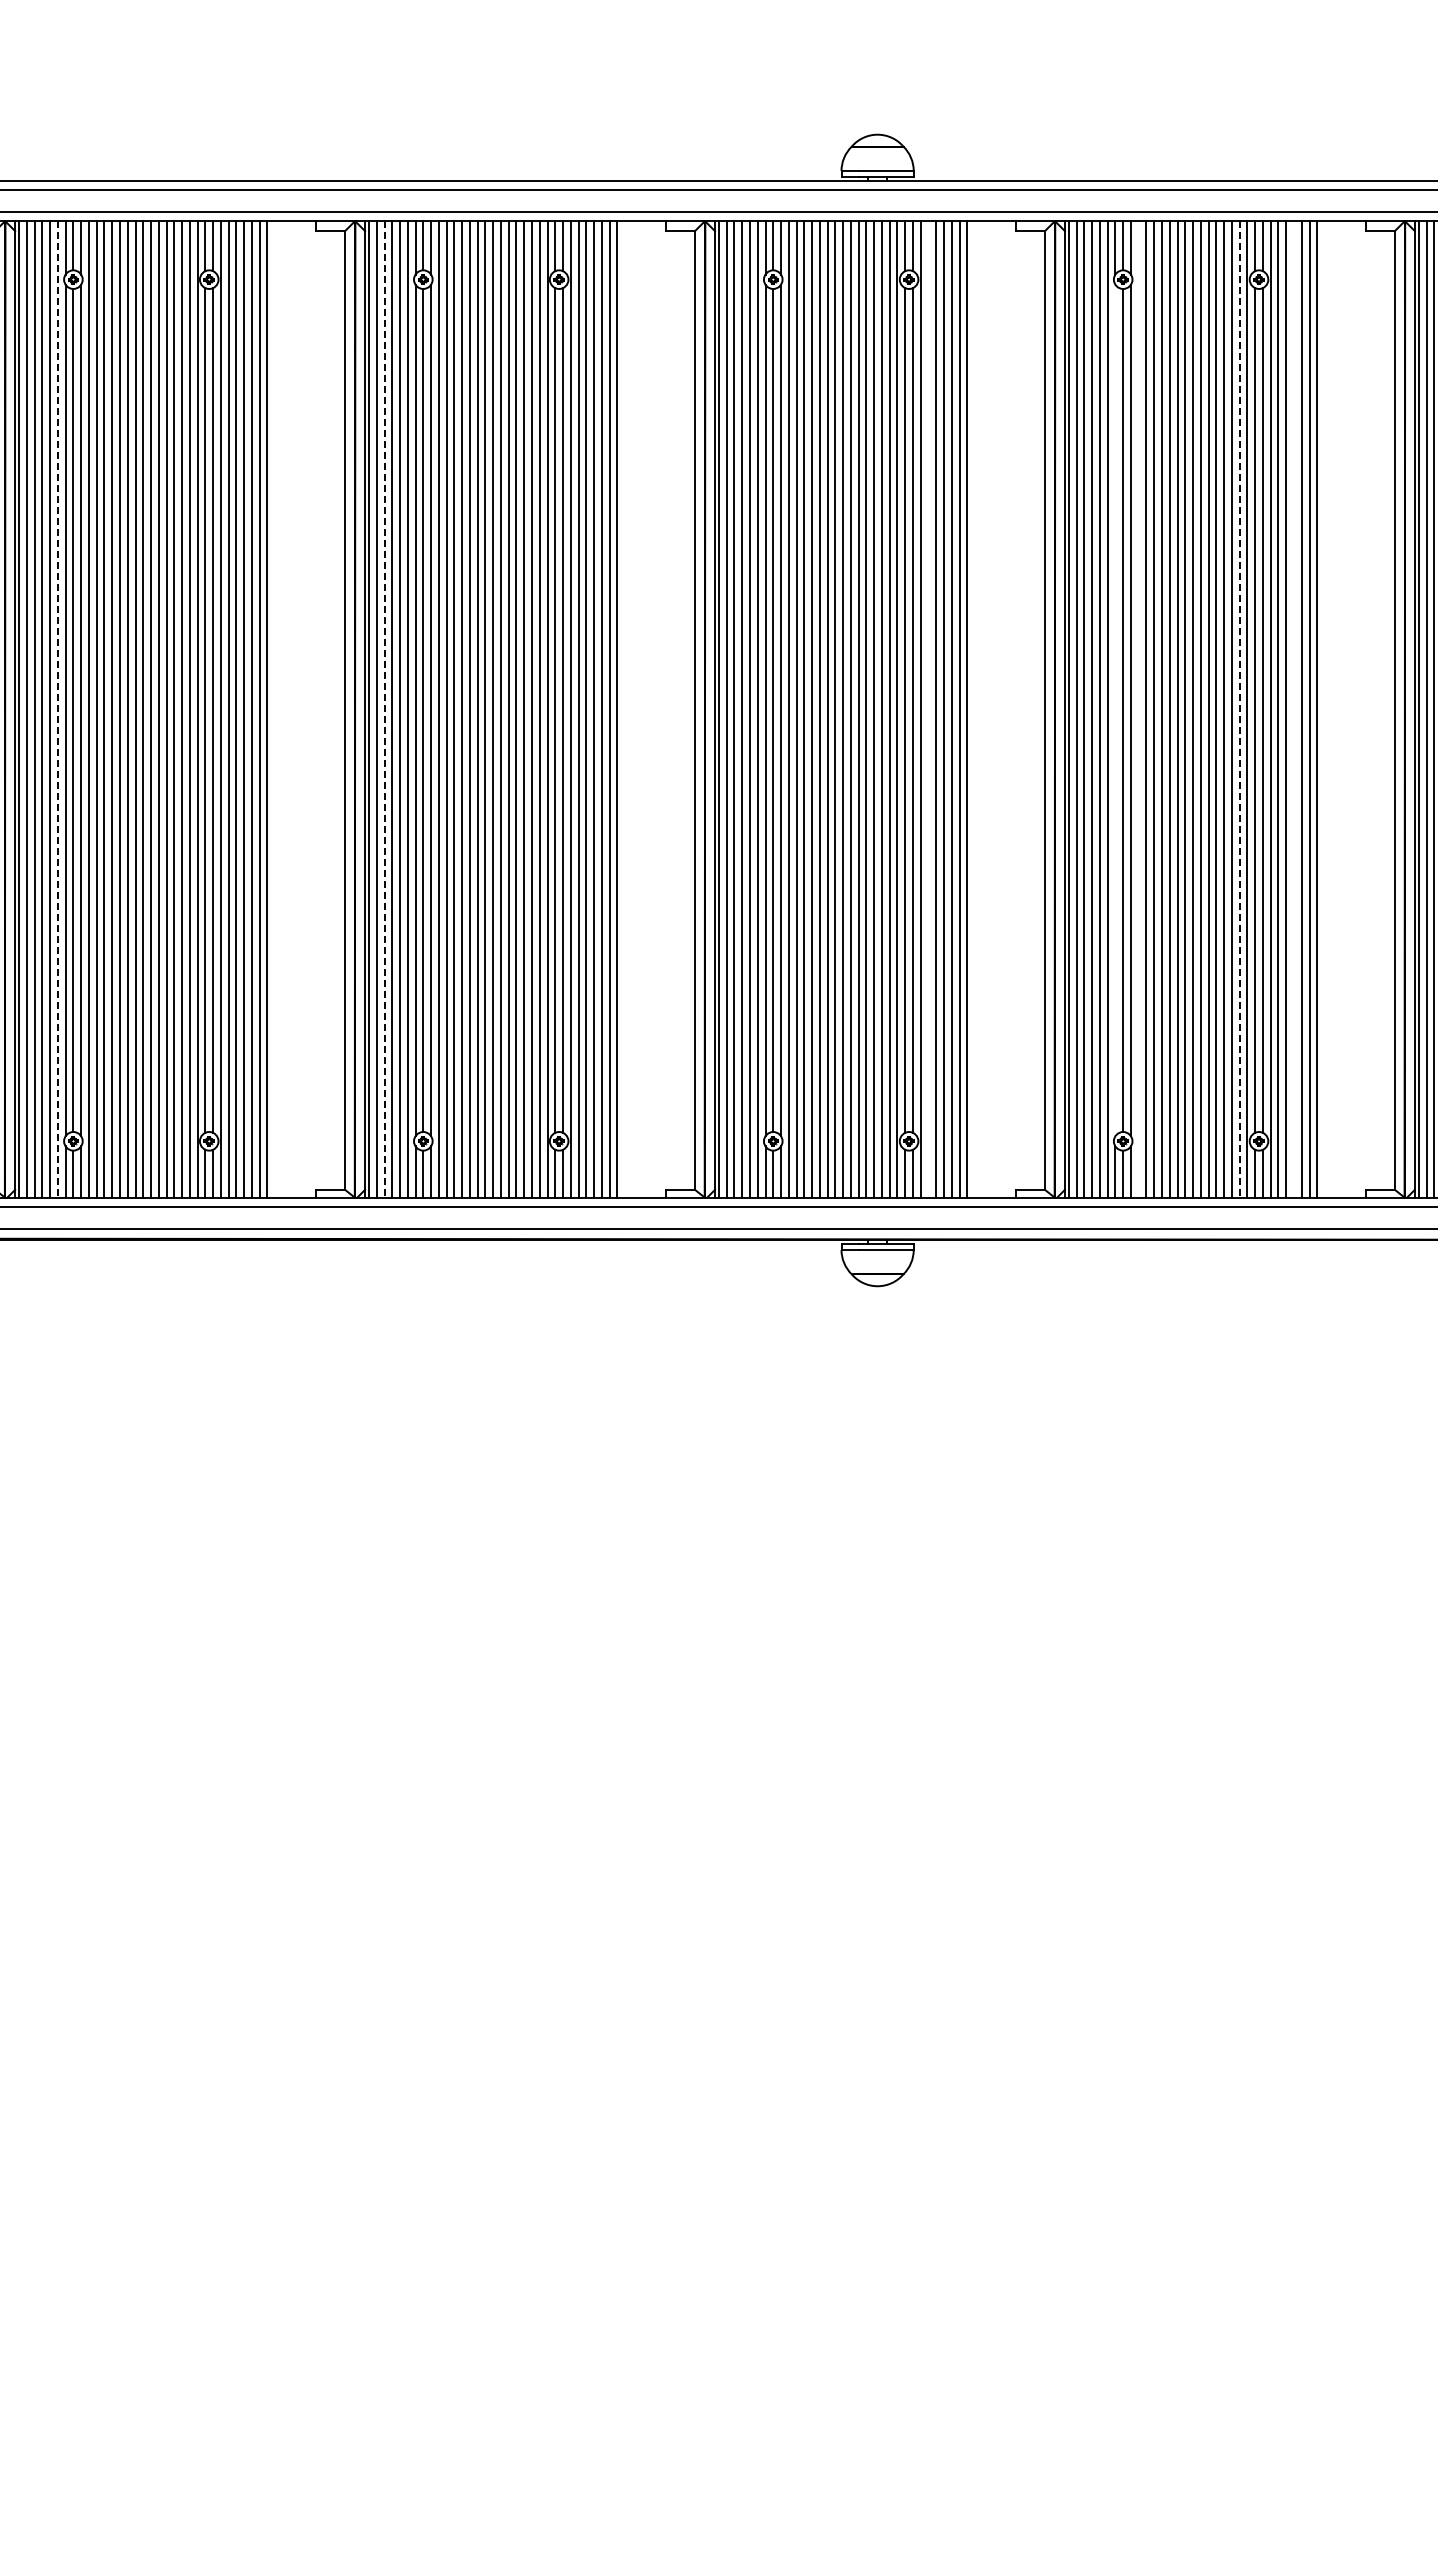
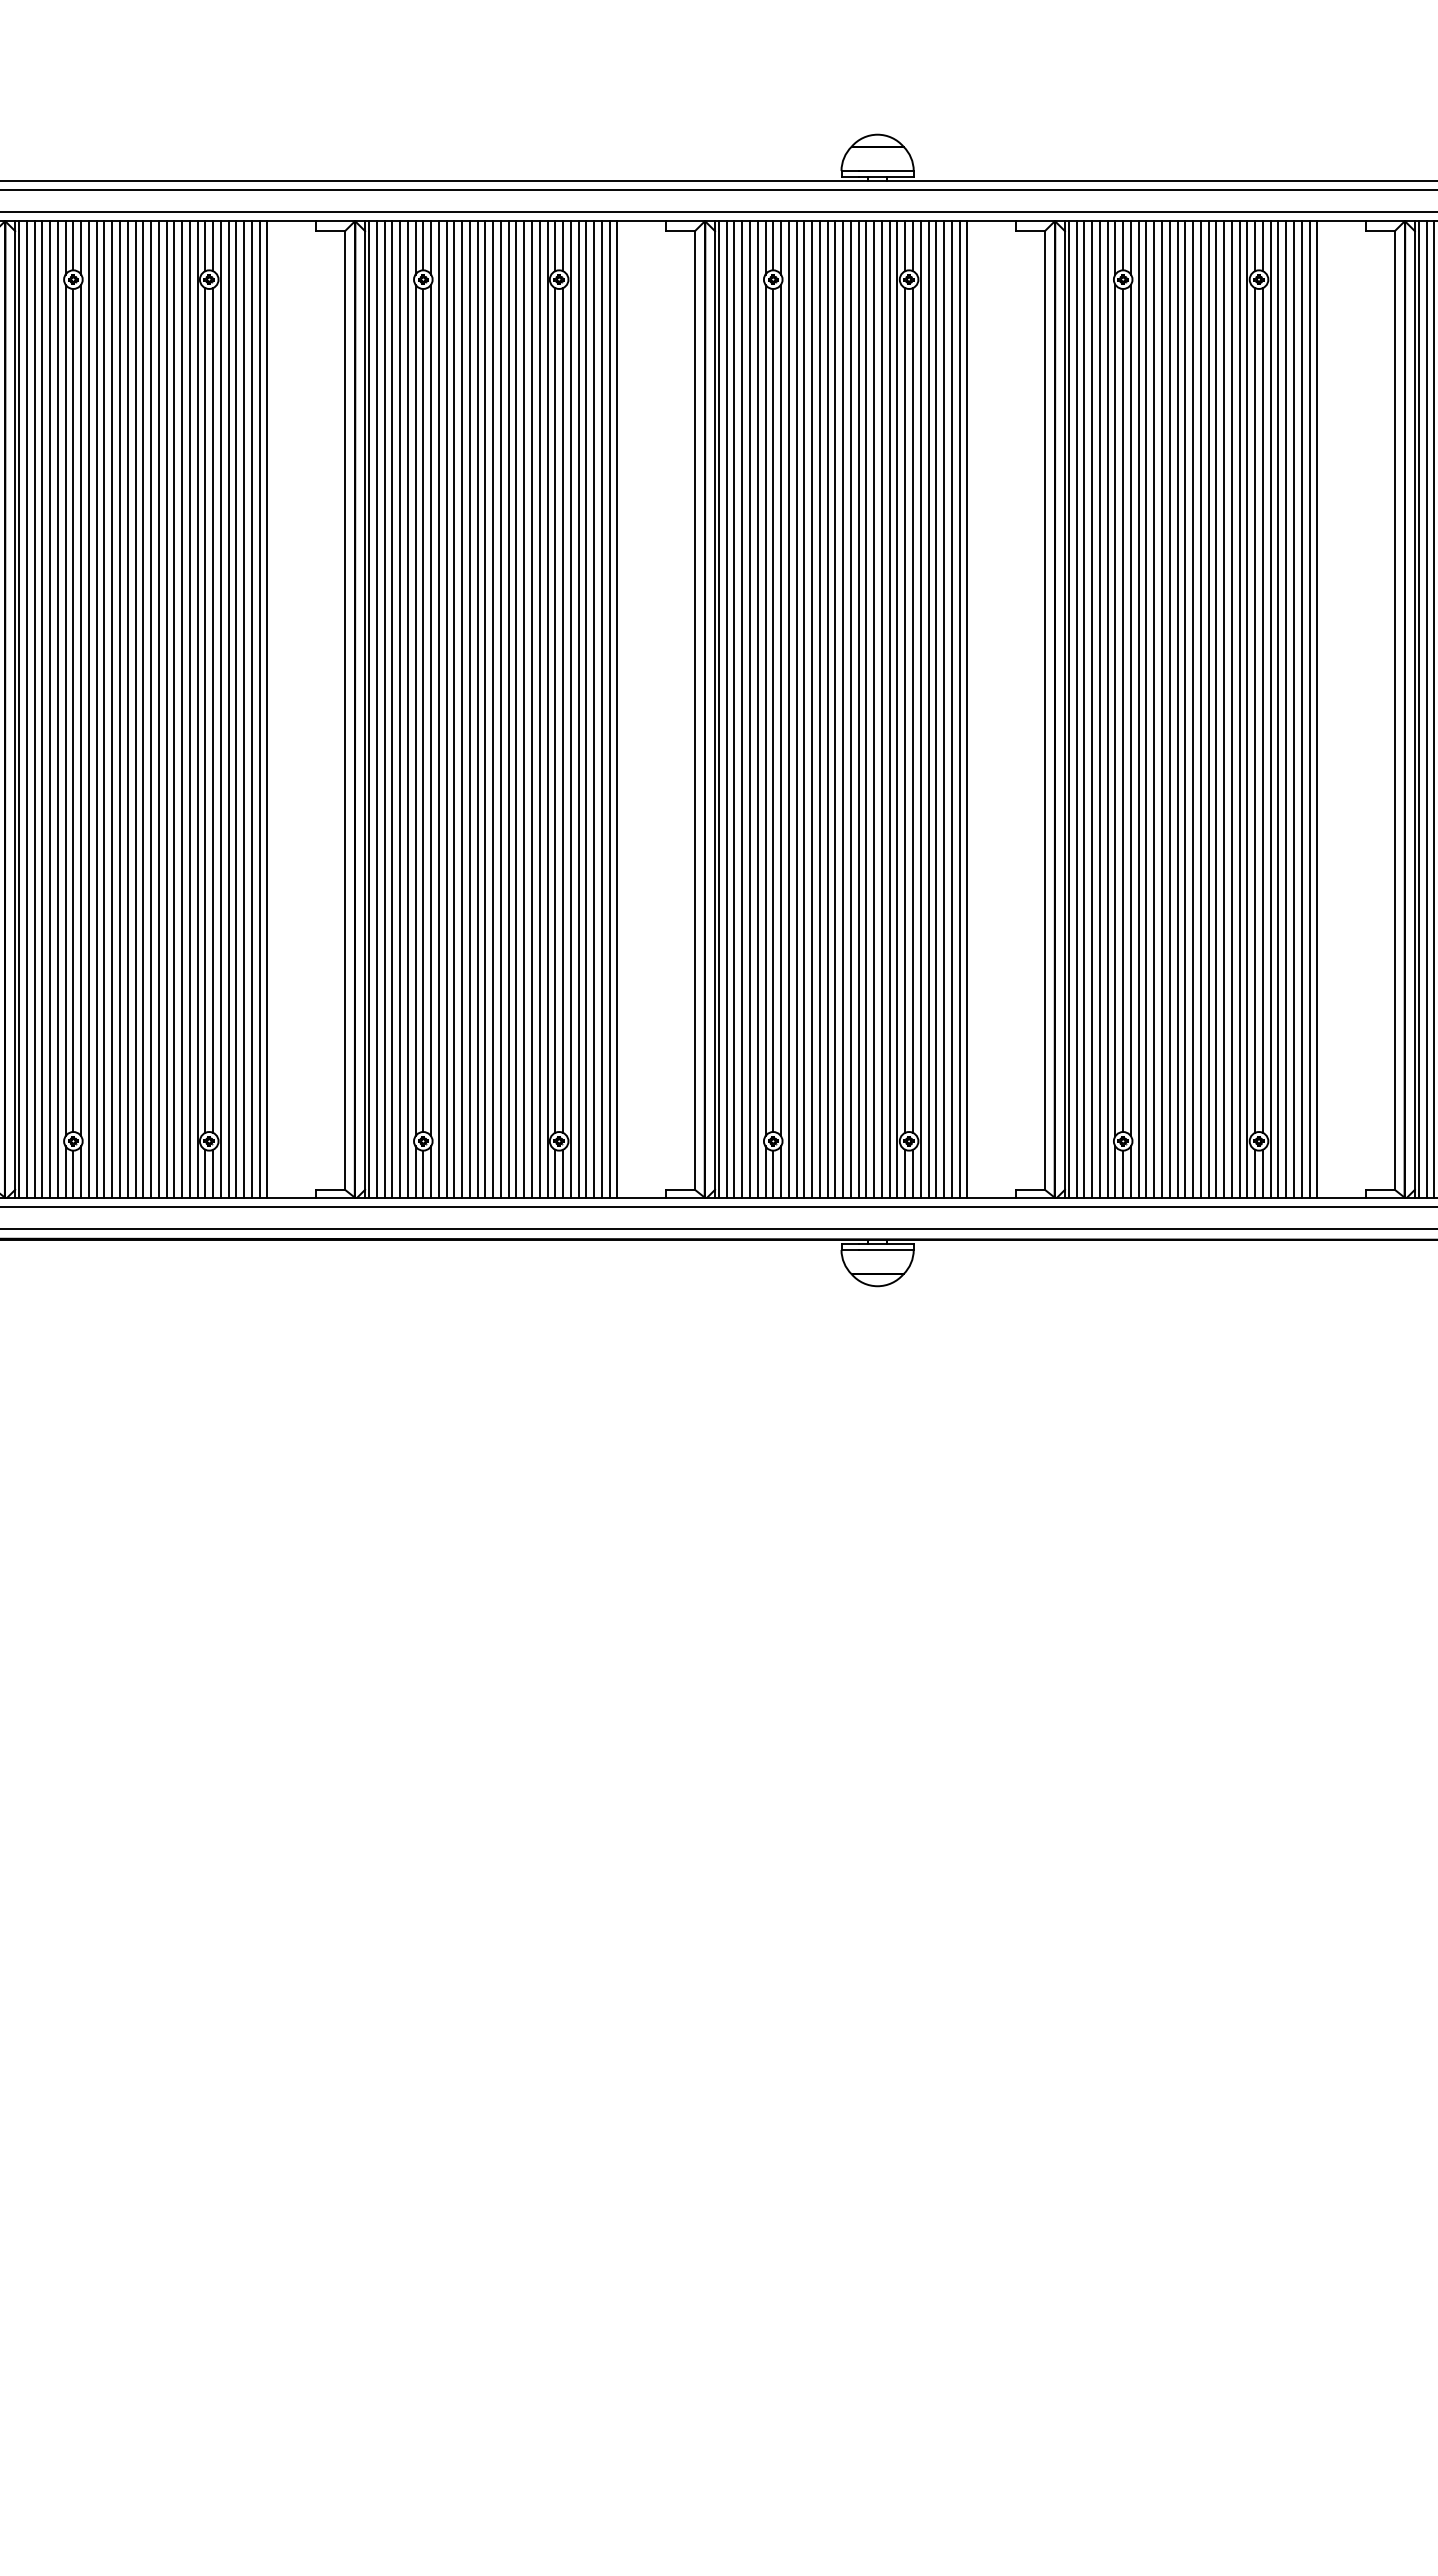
line: none -> present (928, 709)
line: none -> present (1138, 709)
line: none -> present (1293, 709)
line: dashed -> solid (57, 710)
line: dashed -> solid (384, 710)
line: none -> present (1115, 710)
line: dashed -> solid (1239, 710)
